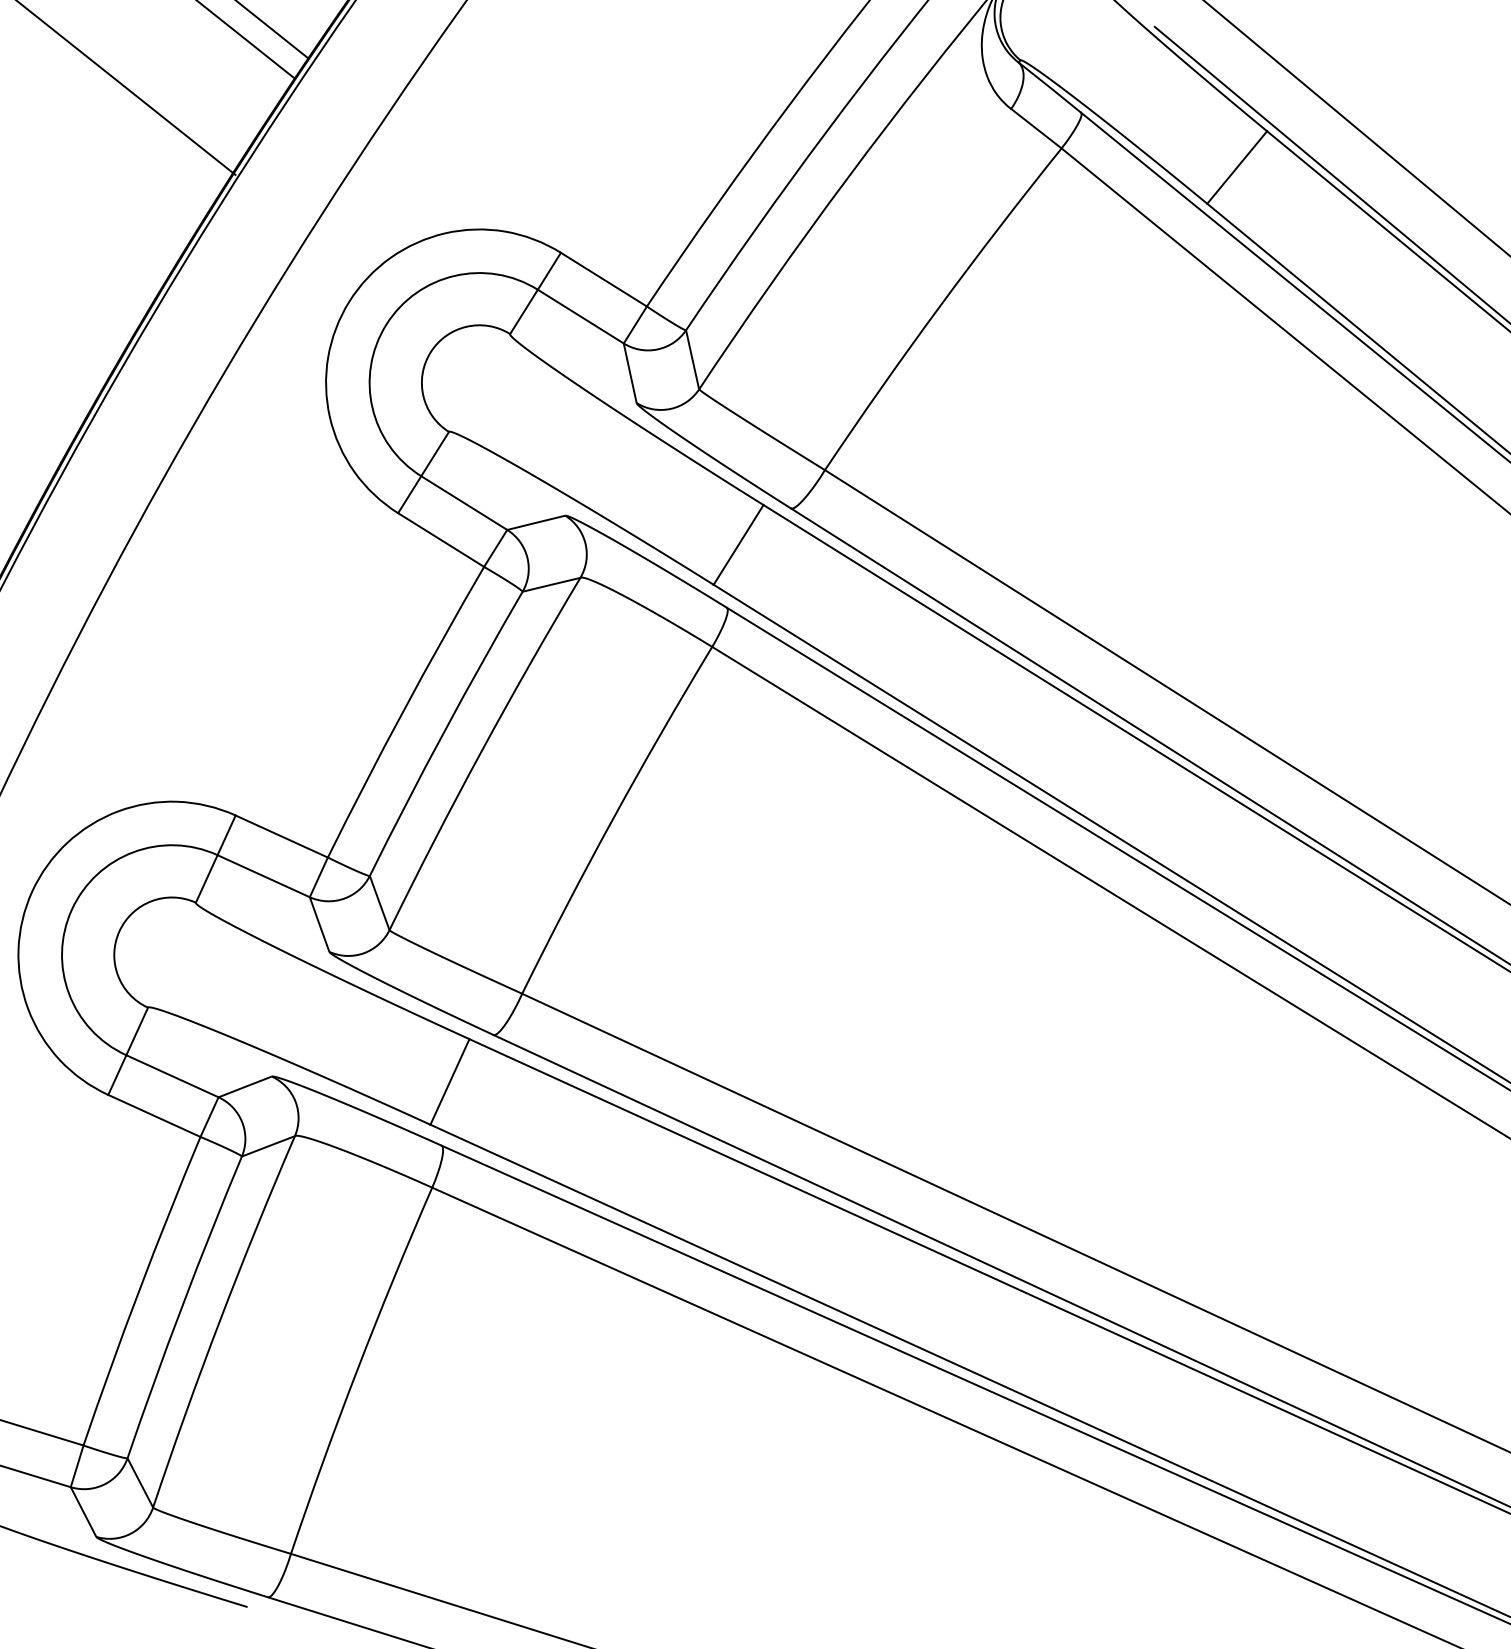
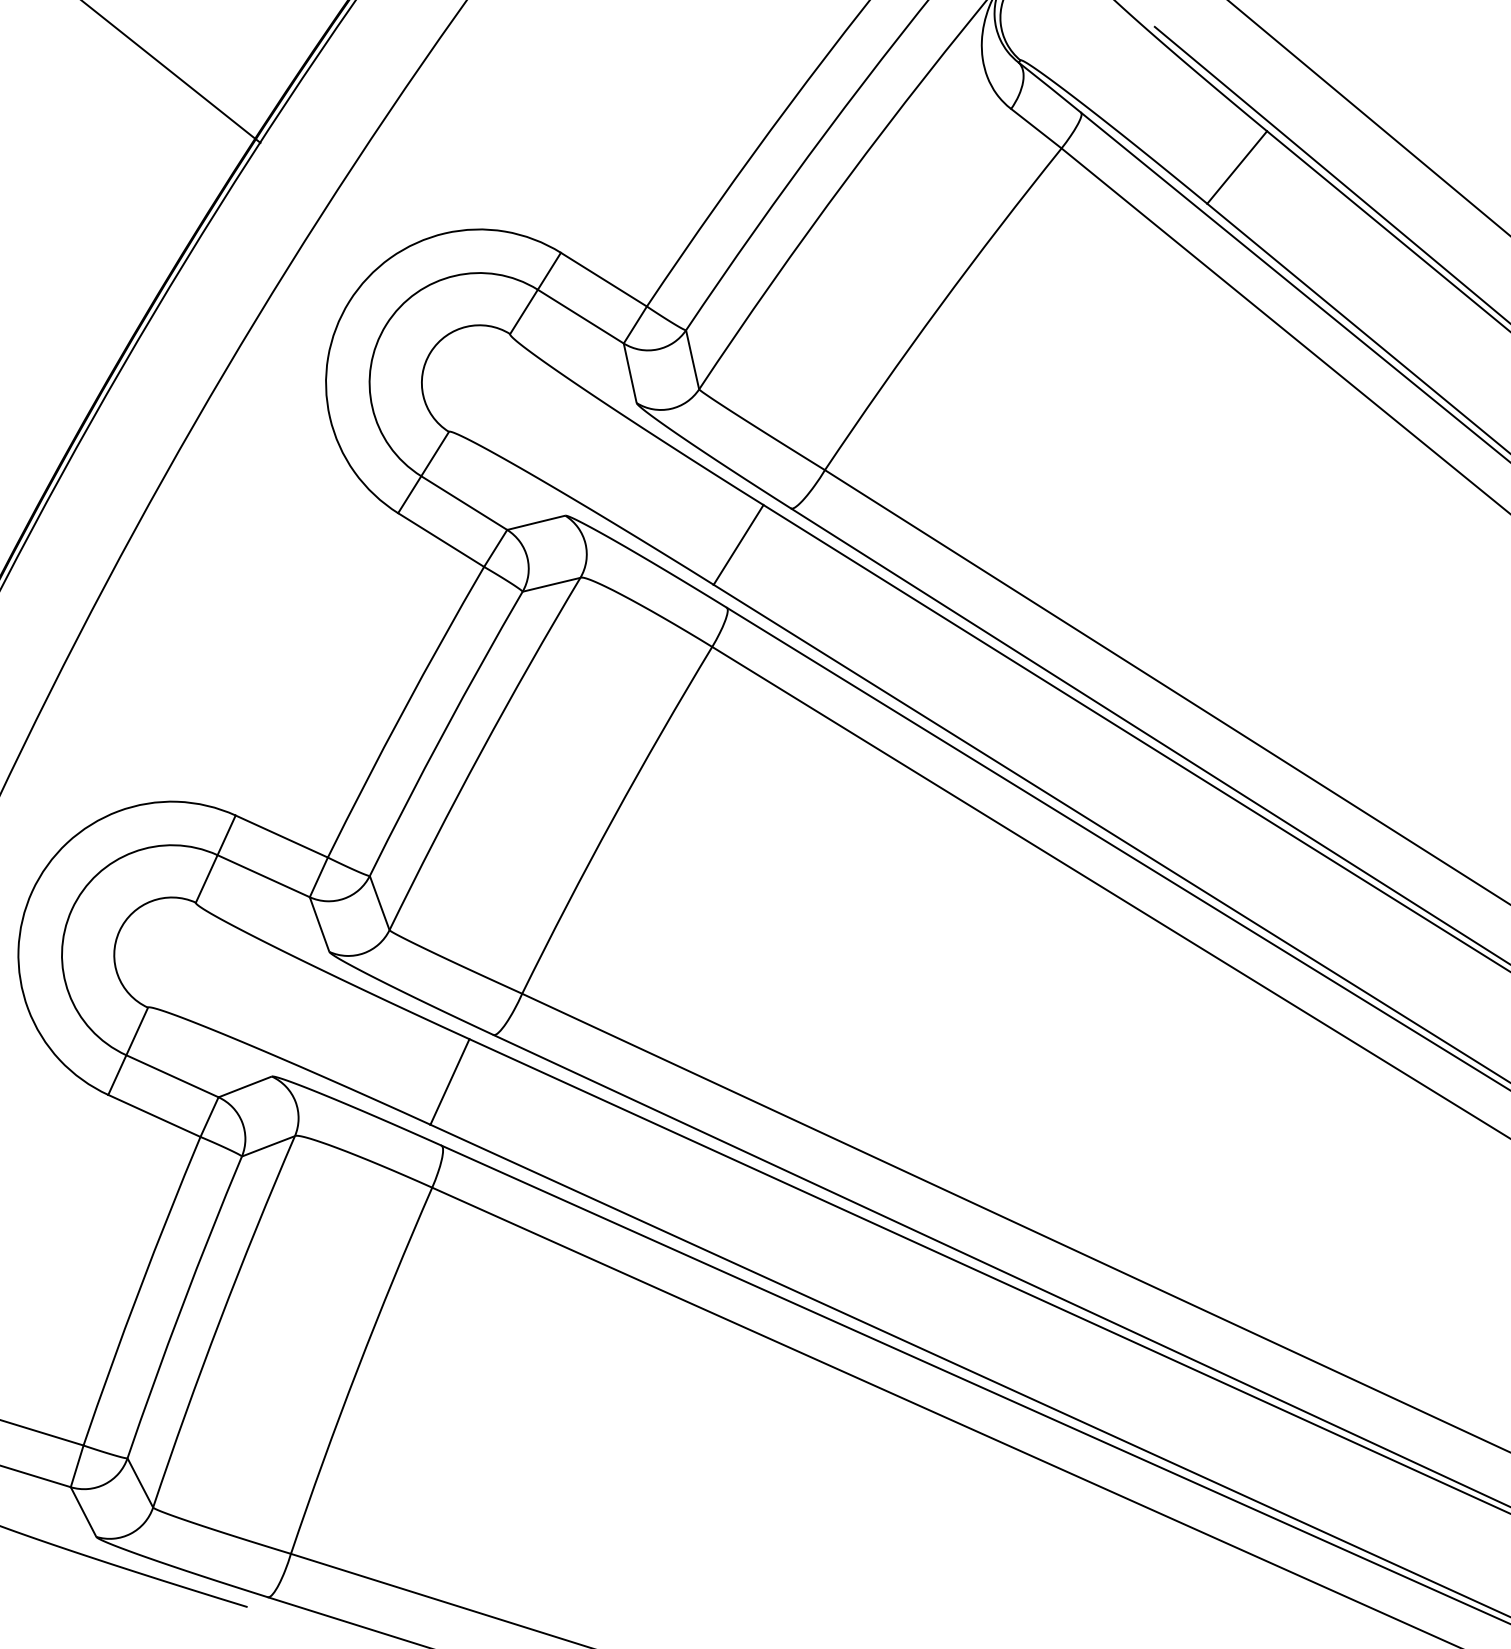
line: present -> none (273, 30)
line: present -> none (246, 40)
line position: (126, 88) -> (171, 72) (171, 72)
line position: (1356, 128) -> (1368, 117) (1368, 117)
